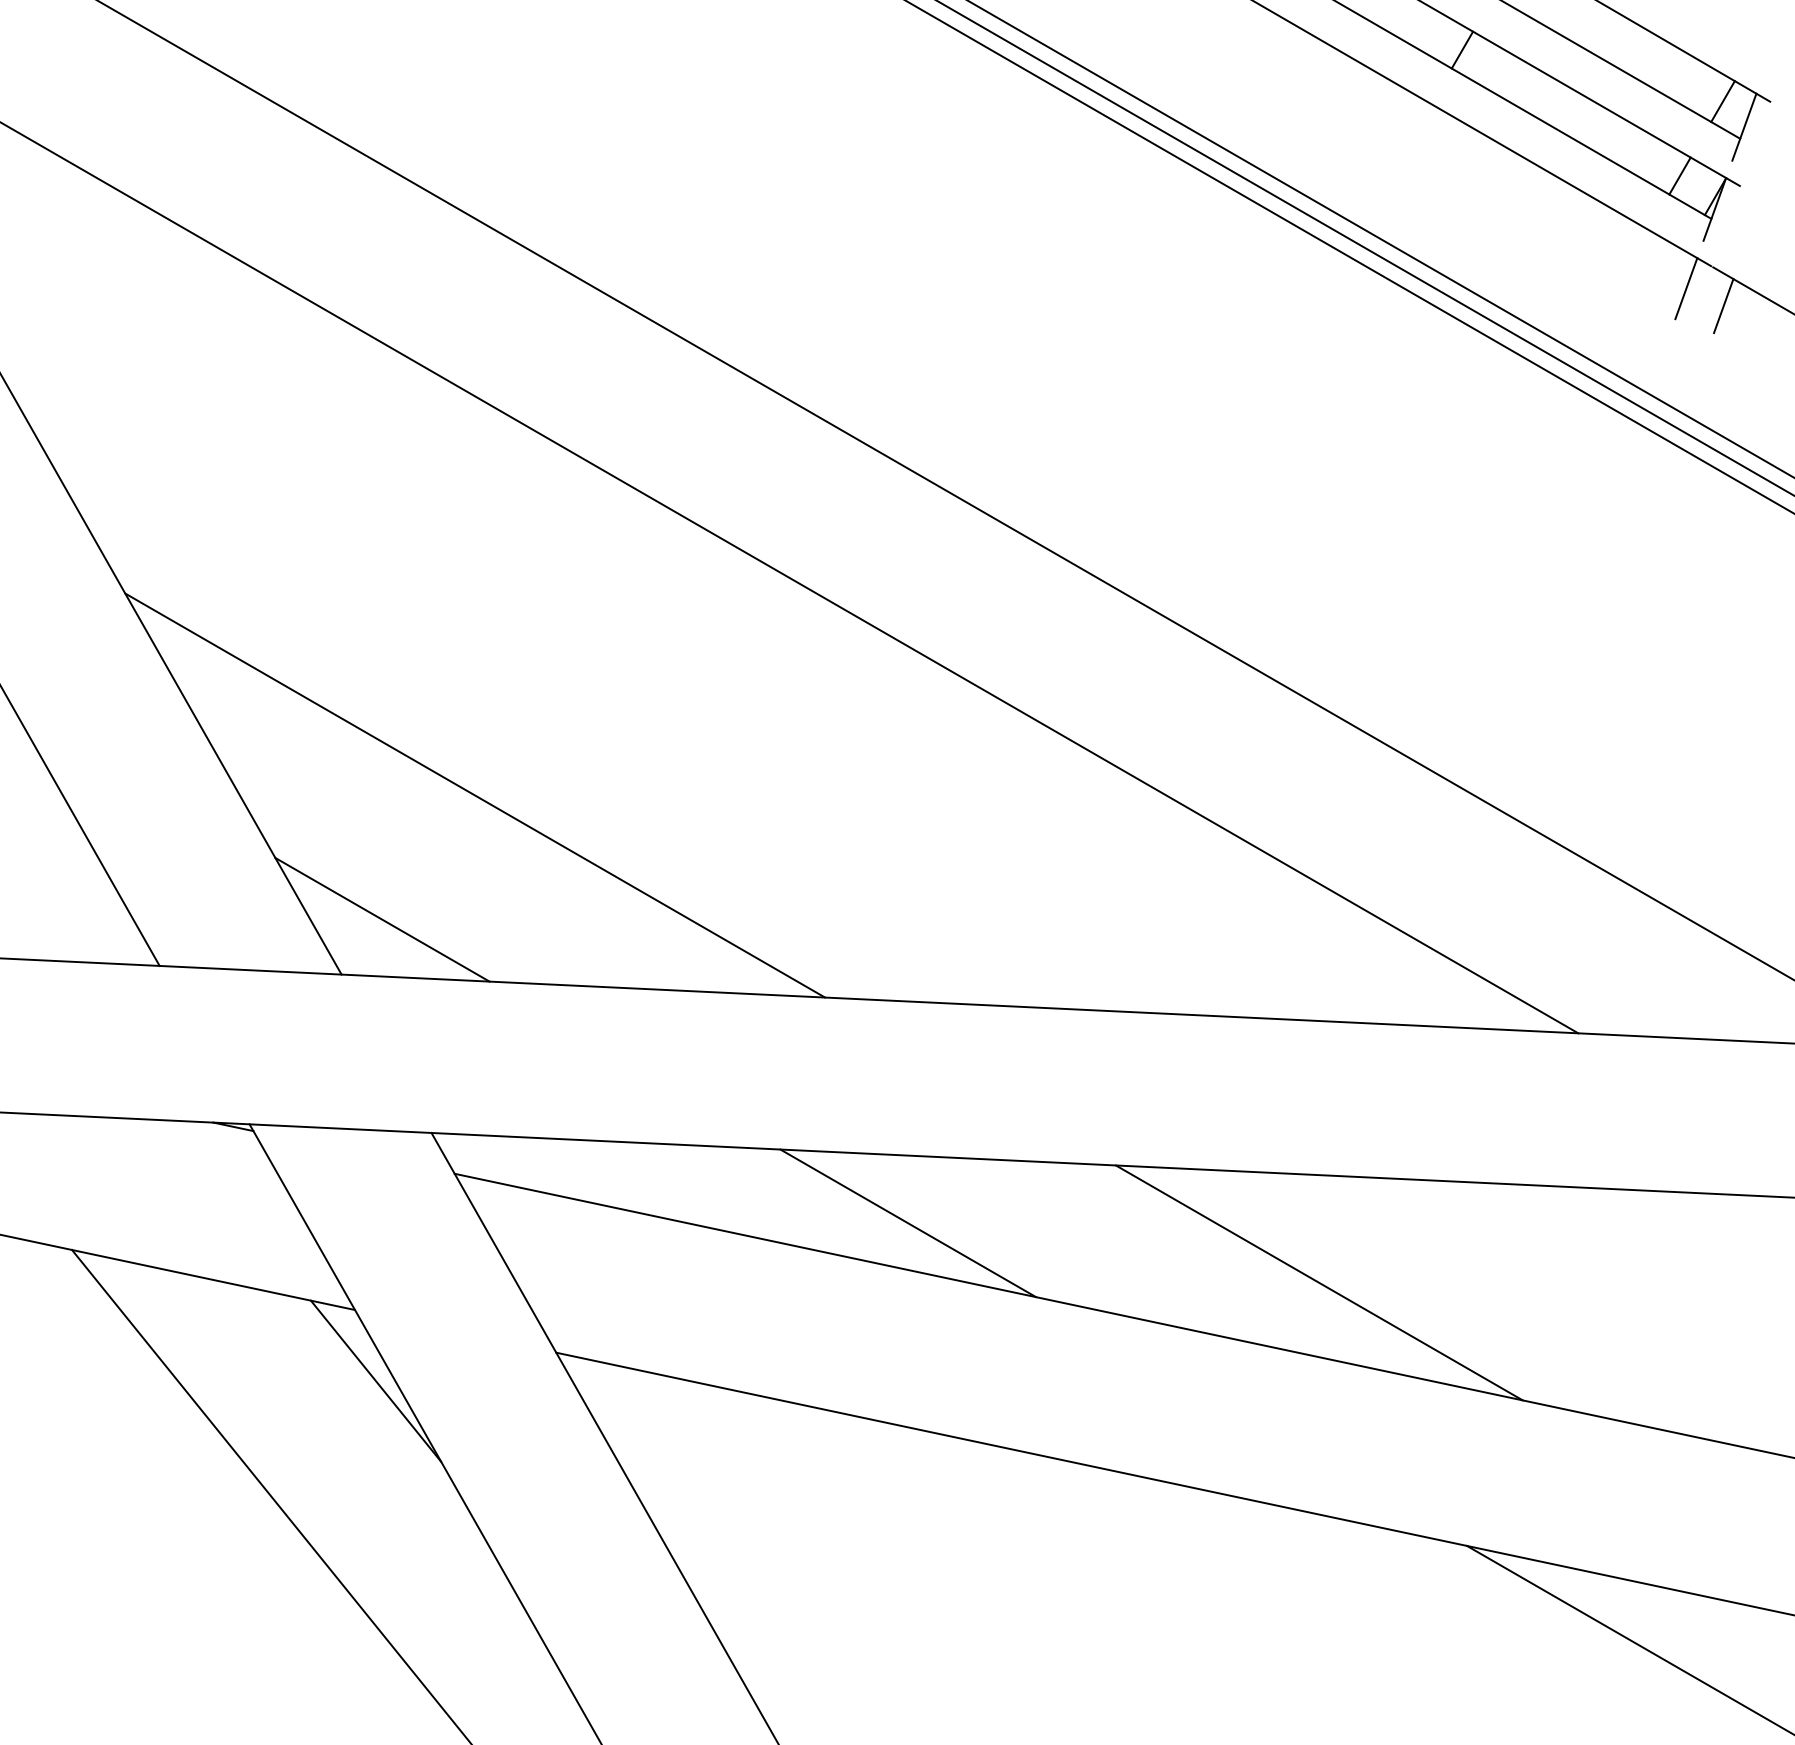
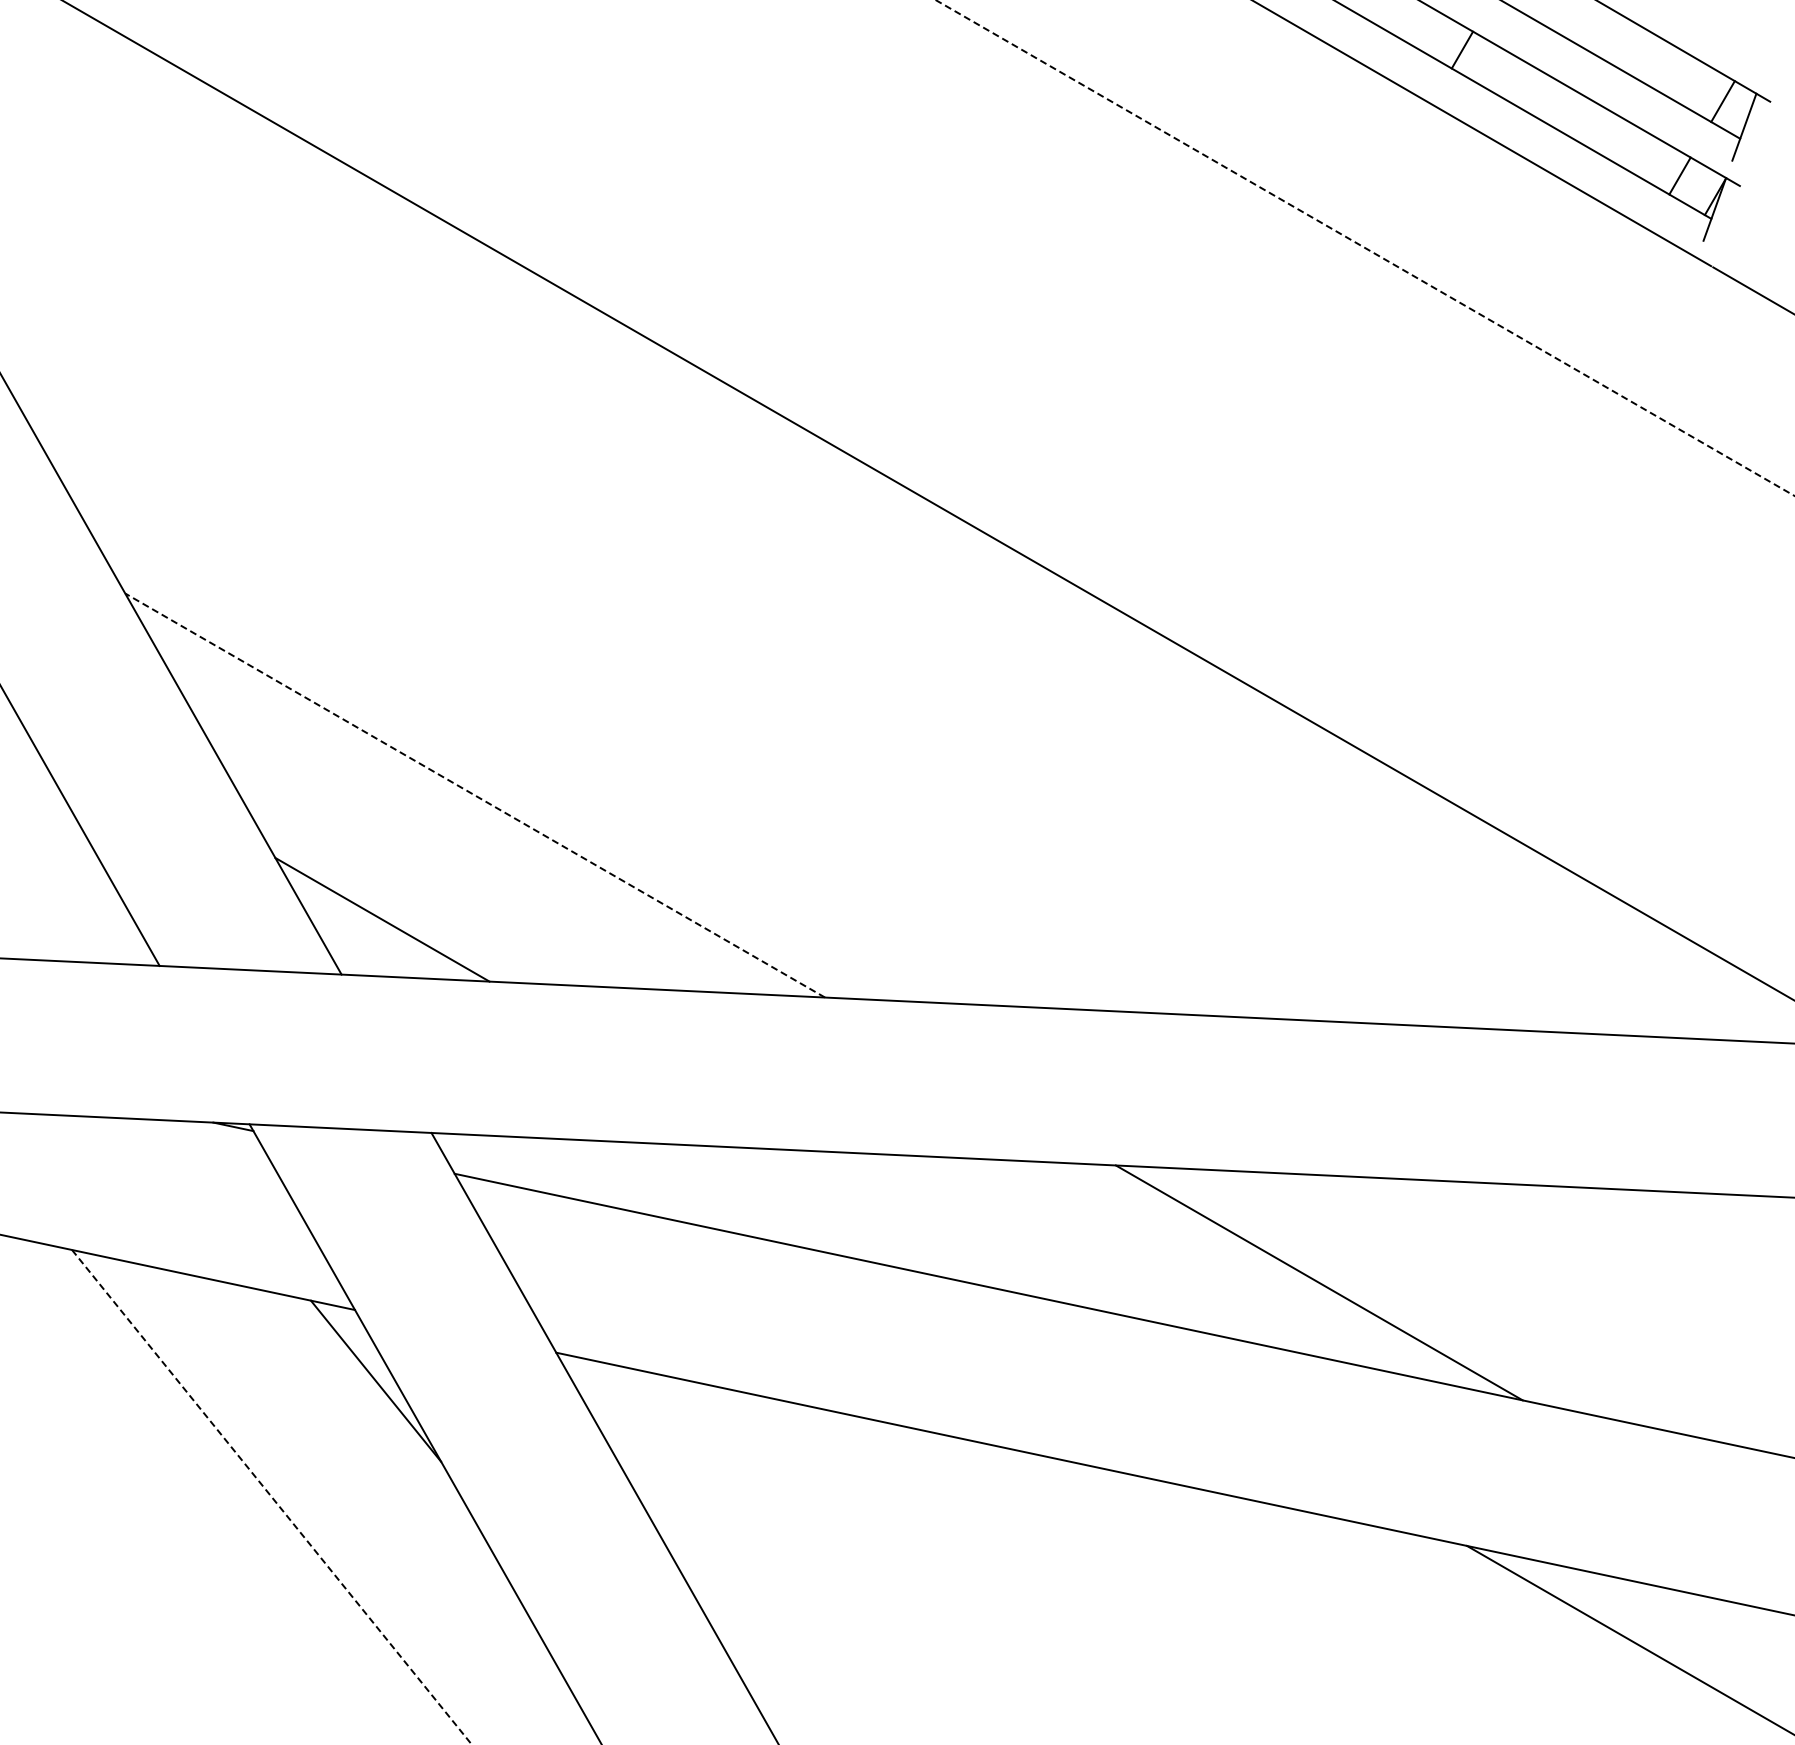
line: present -> none (1380, 239)
line: solid -> dashed (1365, 248)
line: present -> none (1349, 256)
line: present -> none (1686, 288)
line: present -> none (1723, 306)
line position: (945, 490) -> (928, 500) (928, 500)
line: present -> none (790, 578)
line: solid -> dashed (474, 795)
line: present -> none (908, 1223)
line: solid -> dashed (271, 1497)
